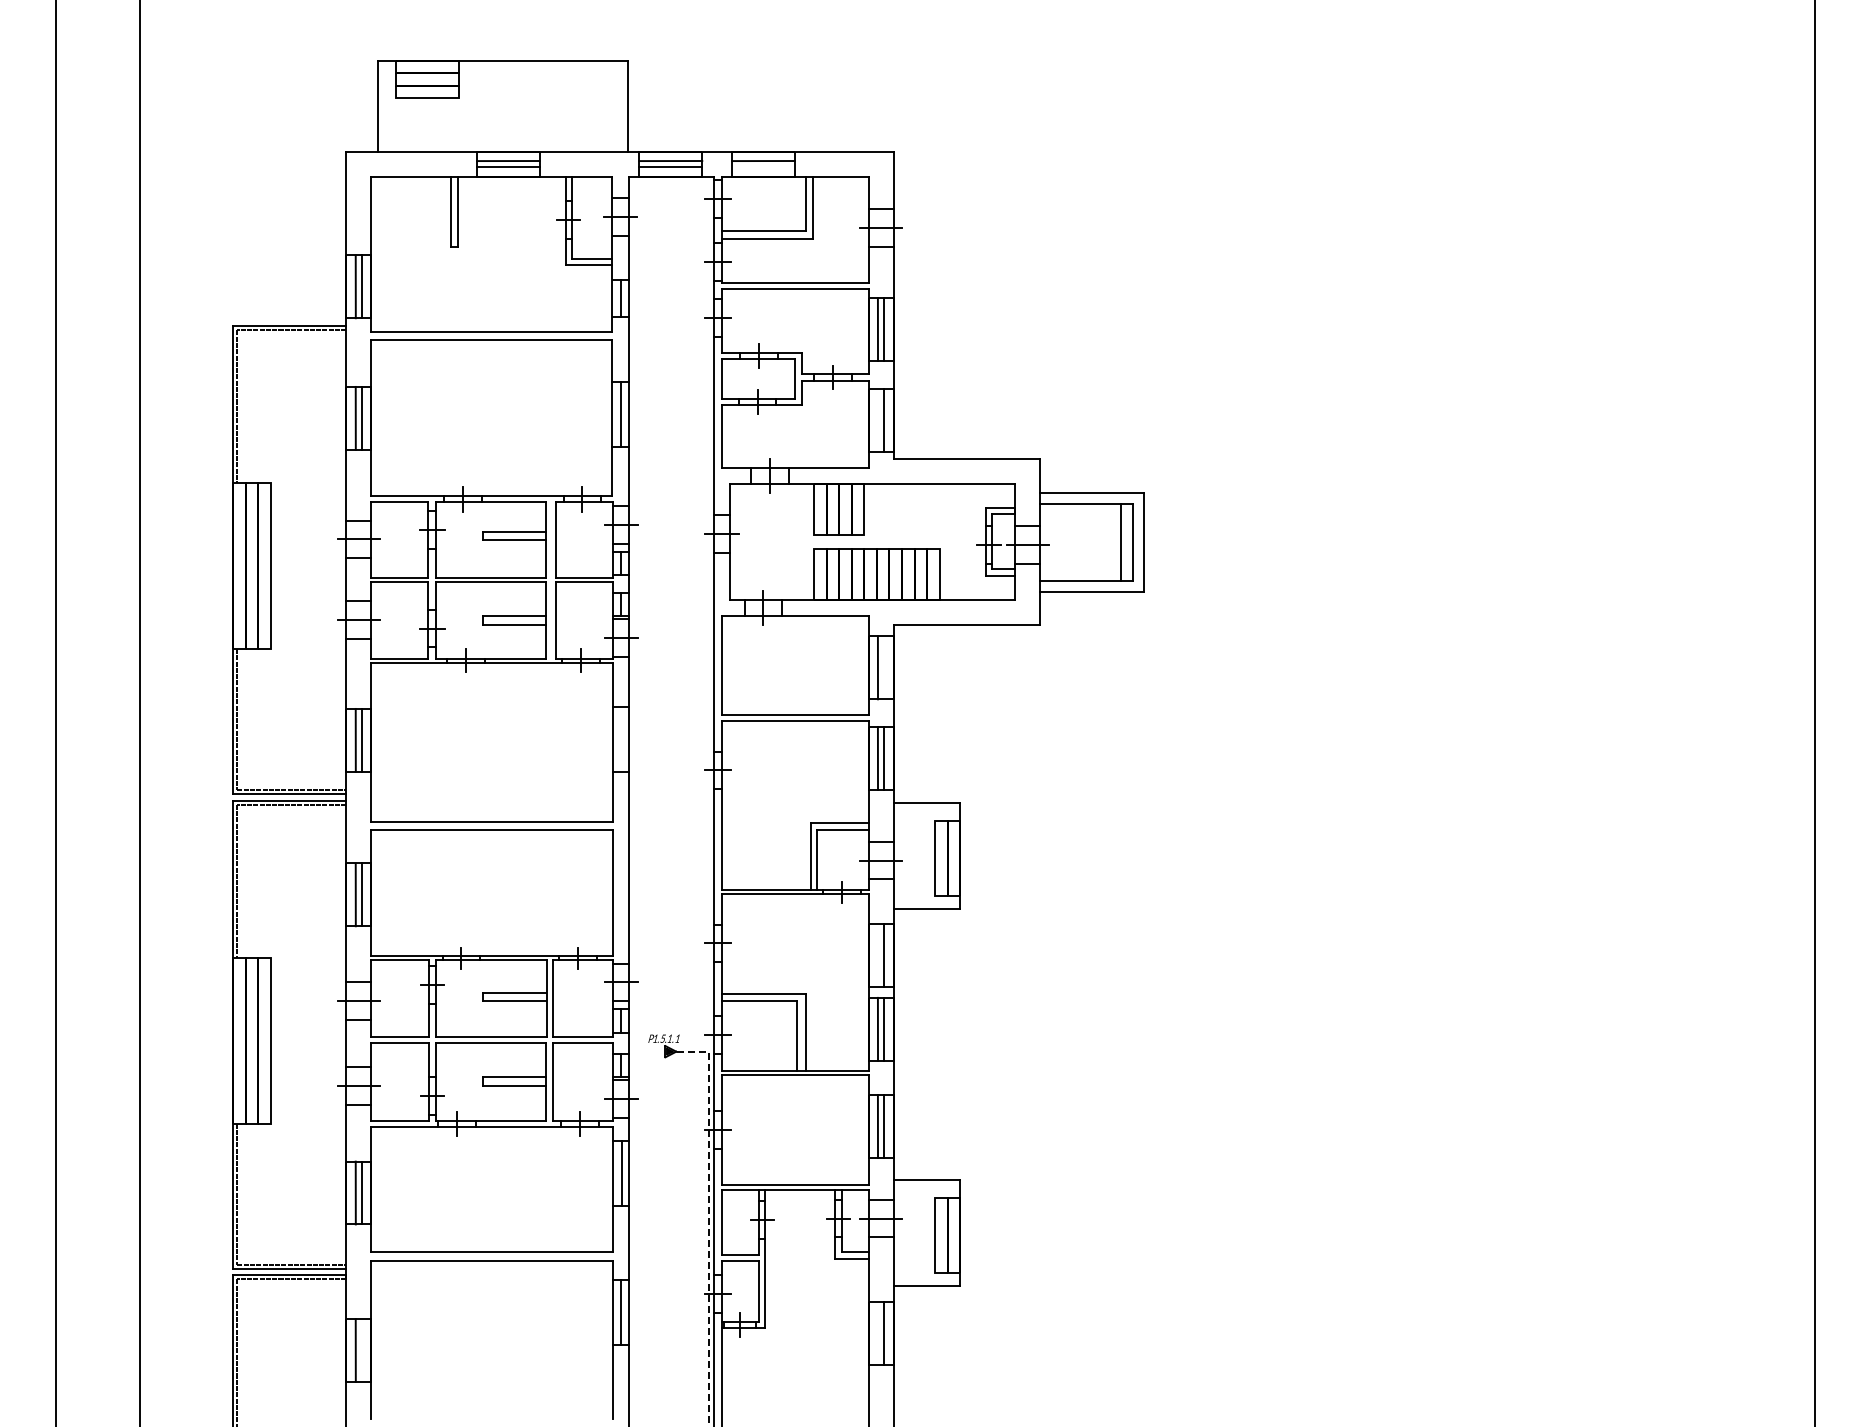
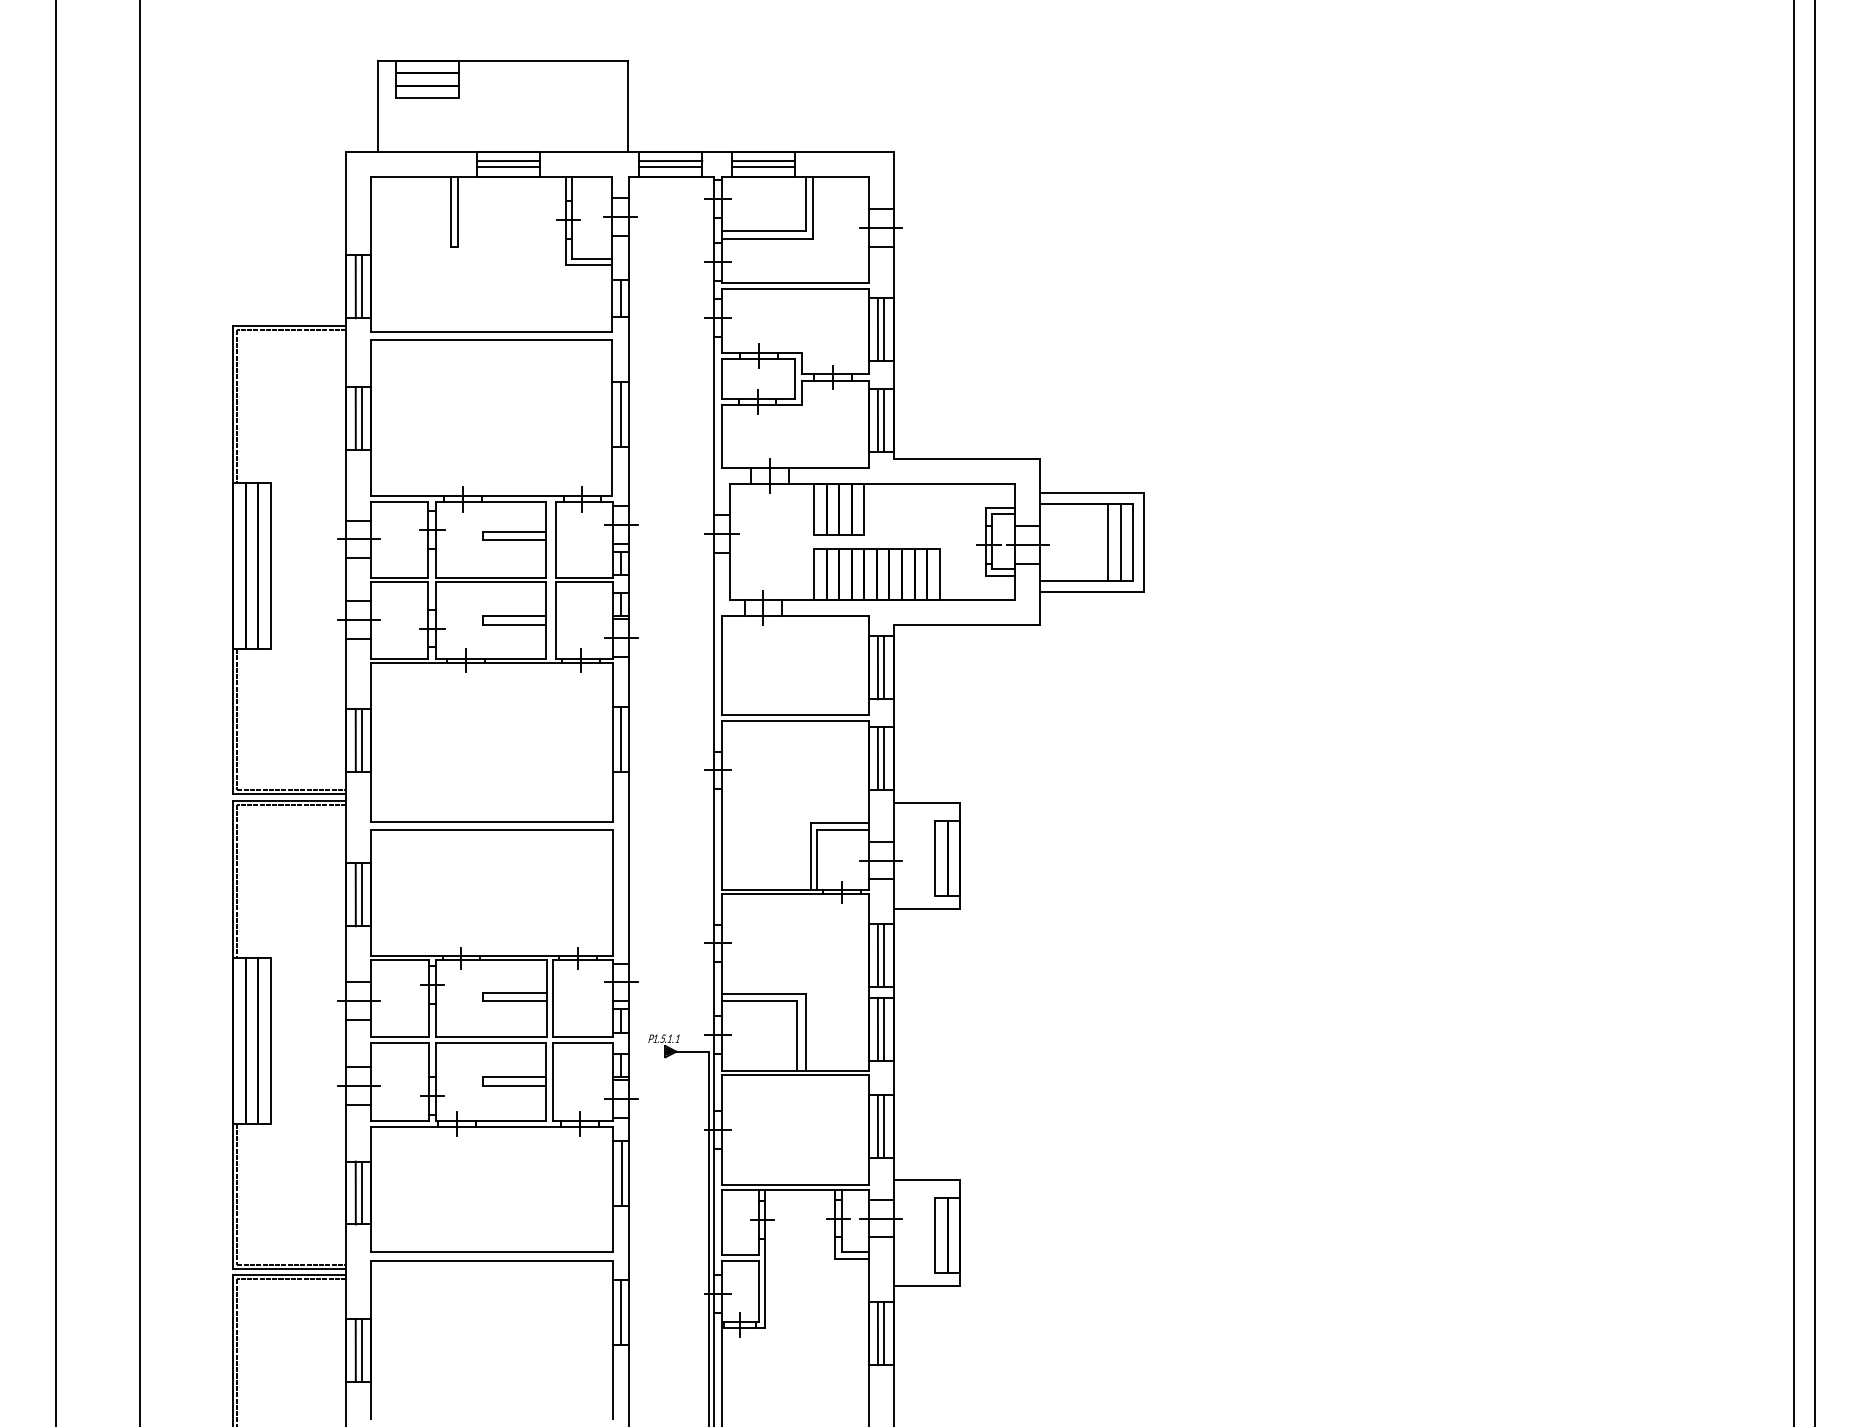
line: none -> present (762, 167)
line: none -> present (877, 420)
line: none -> present (1108, 542)
line: none -> present (884, 667)
line: none -> present (1793, 712)
line: none -> present (621, 739)
line: none -> present (877, 955)
line: dashed -> solid (708, 1221)
line: none -> present (877, 1333)
line: none -> present (362, 1350)
